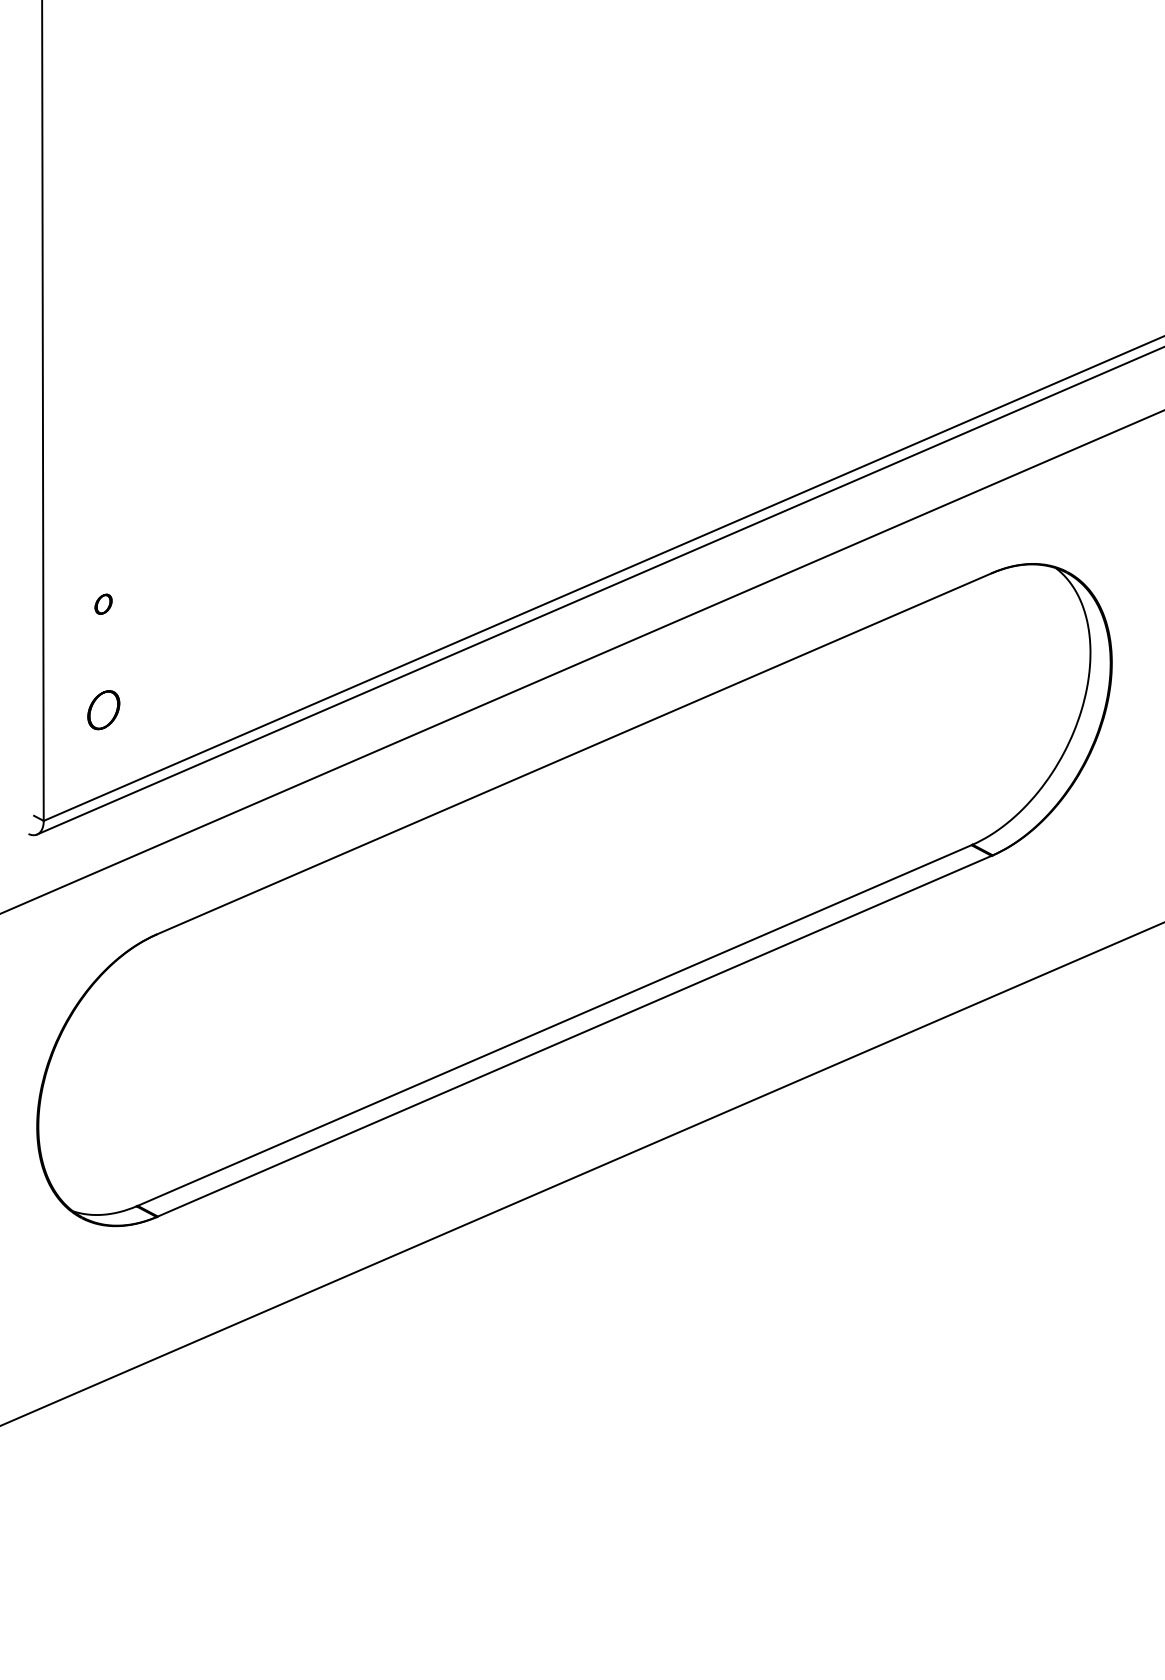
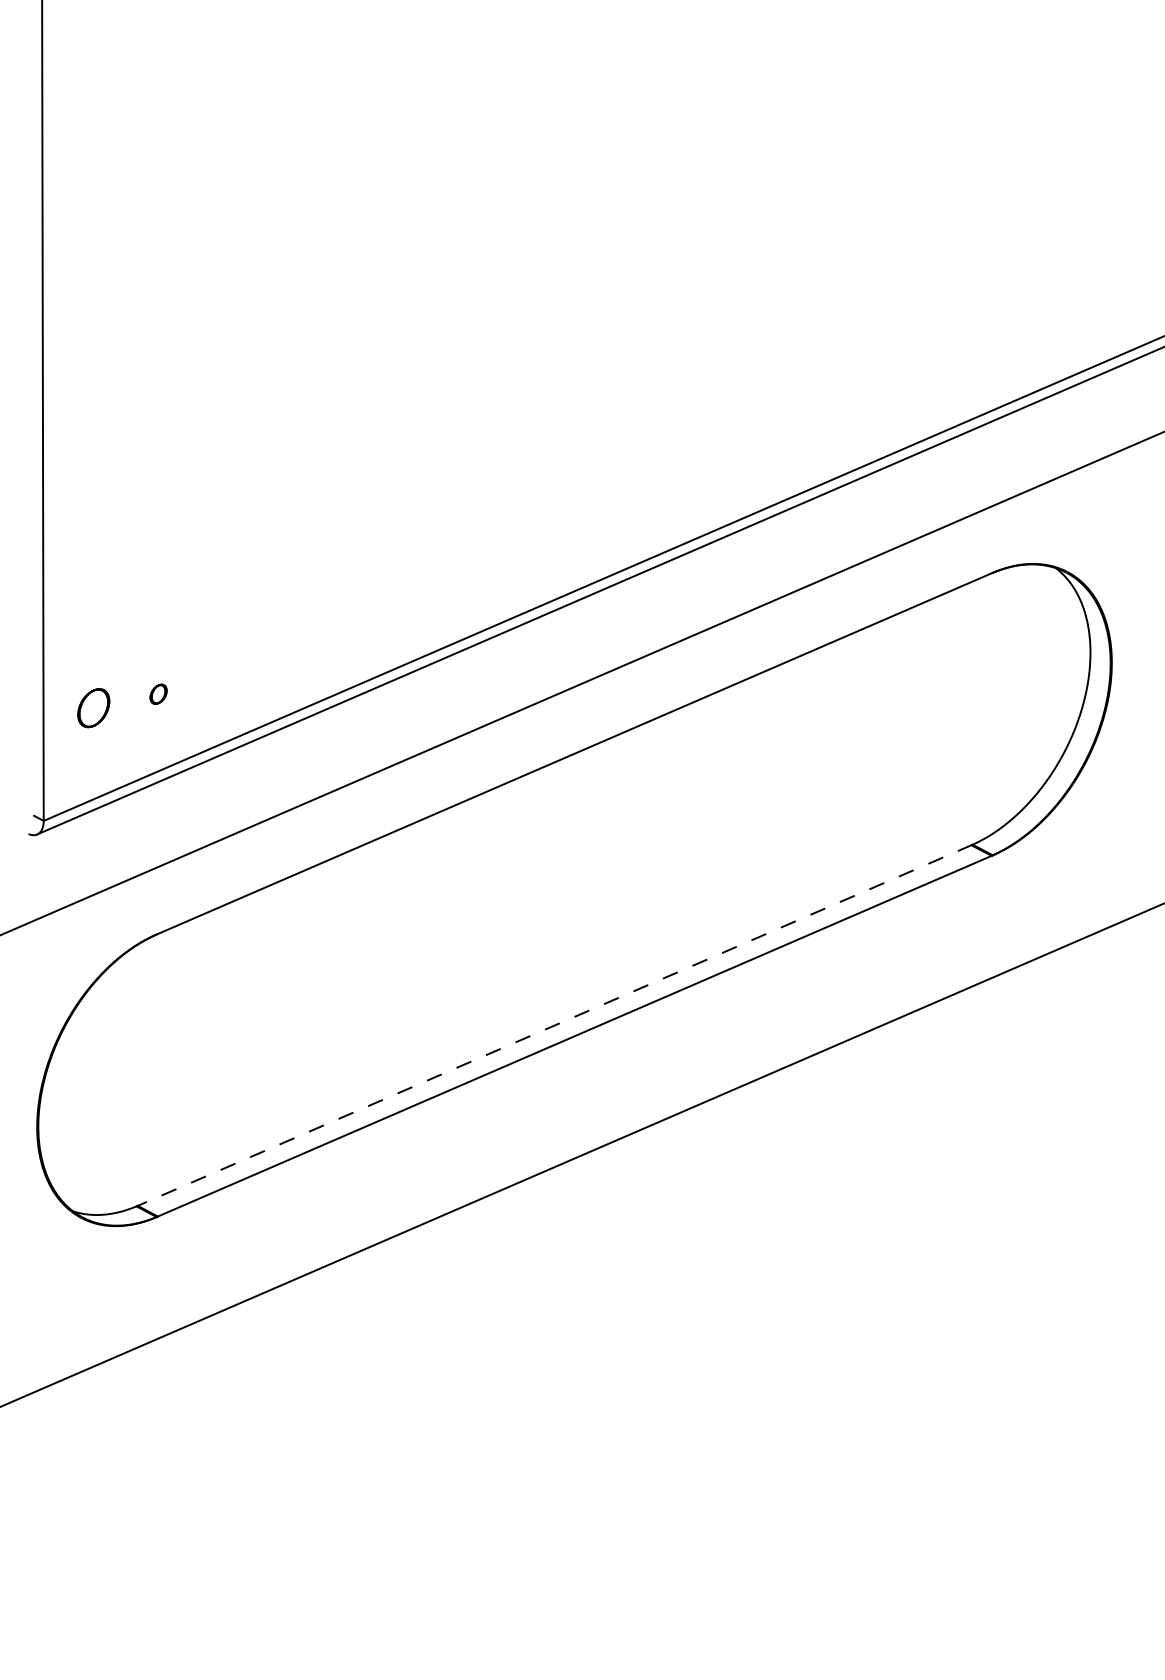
part position: (103, 603) -> (158, 693) (158, 693)
line position: (581, 661) -> (581, 683) (581, 683)
part position: (103, 710) -> (93, 708) (93, 708)
line: solid -> dashed (554, 1025)
line position: (581, 1174) -> (581, 1154) (581, 1154)
